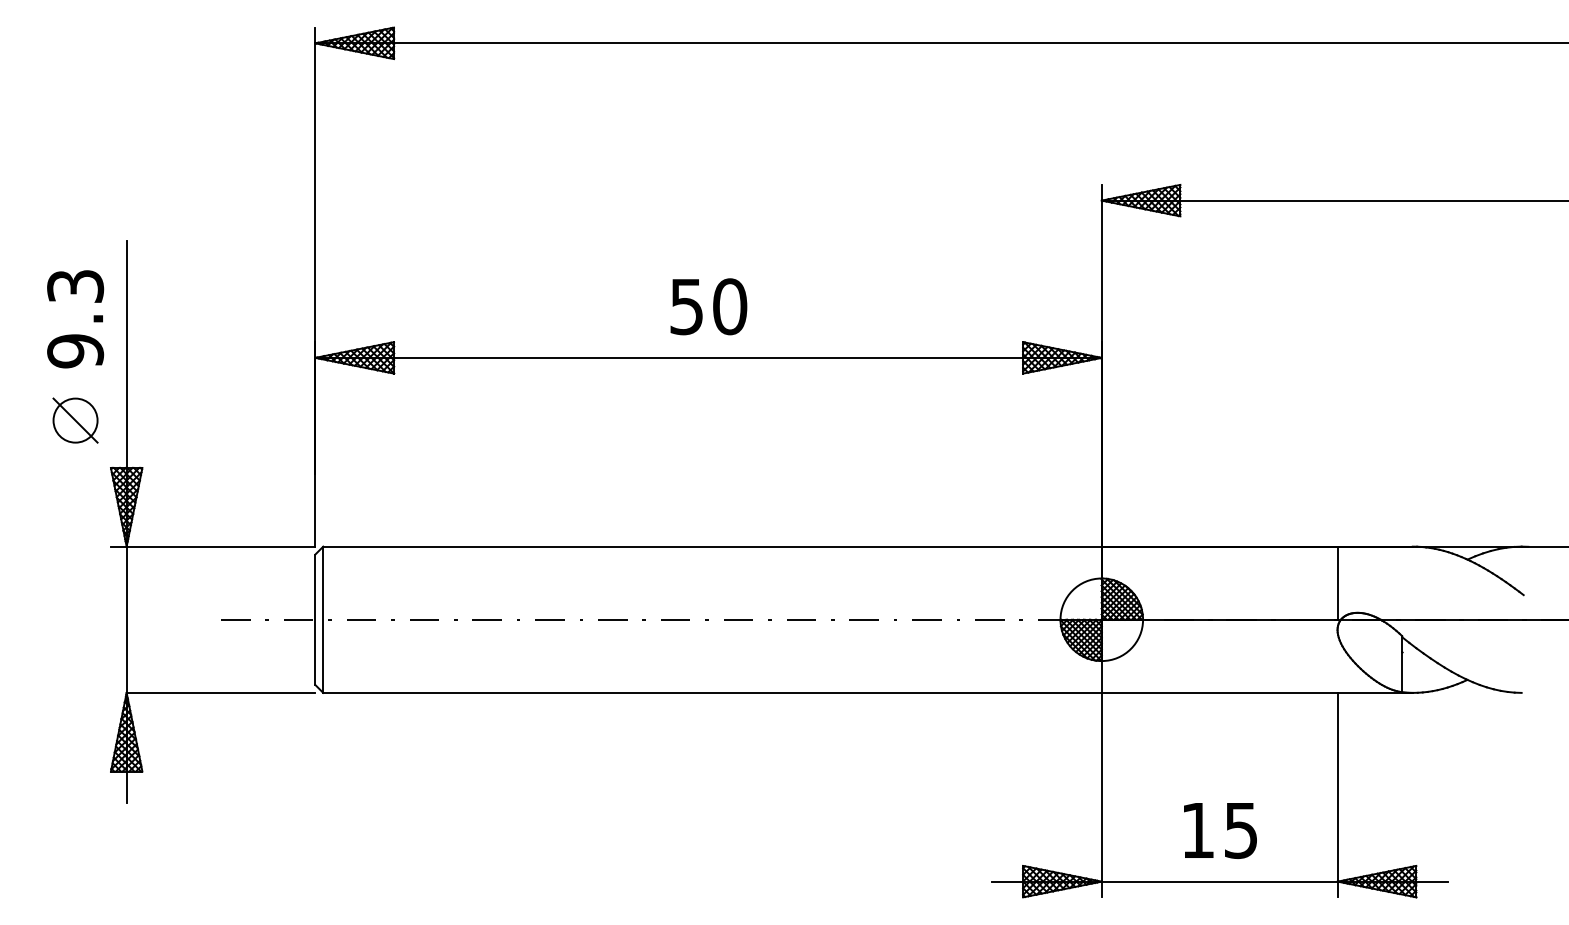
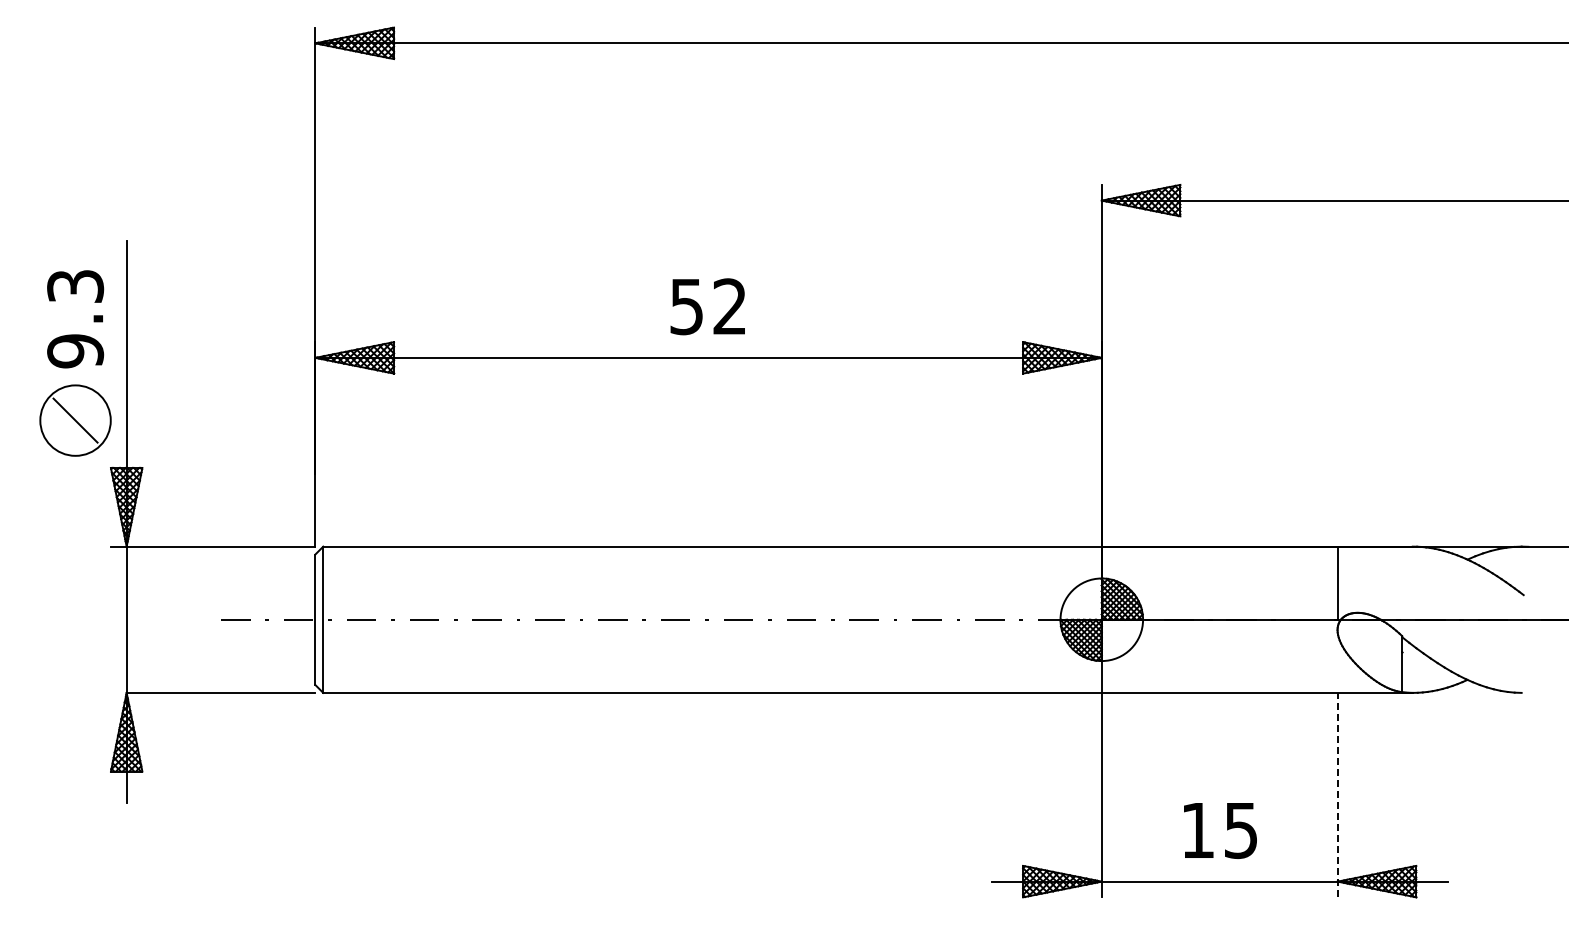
text: 50 -> 52 (730, 306)
circle diameter: 44 px -> 70 px (75, 420)
line: solid -> dashed (1337, 794)
